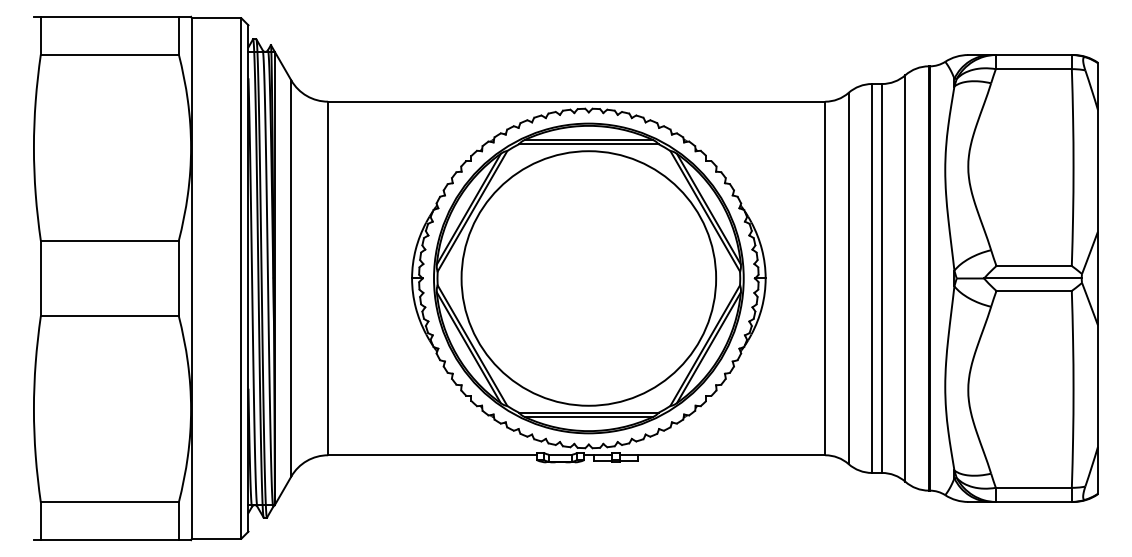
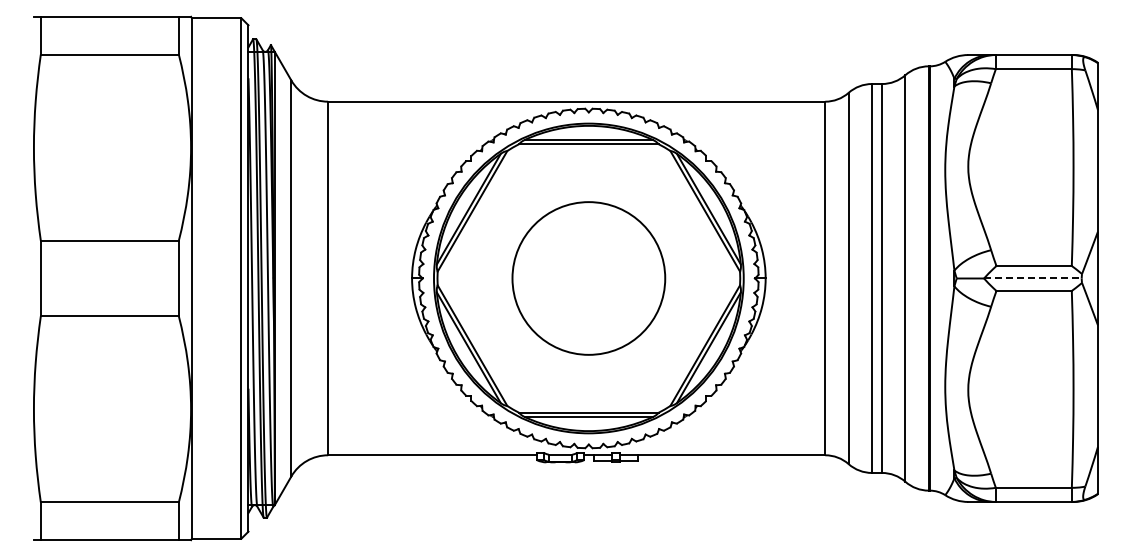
circle diameter: 255 px -> 153 px (588, 278)
line: solid -> dashed (1032, 278)
